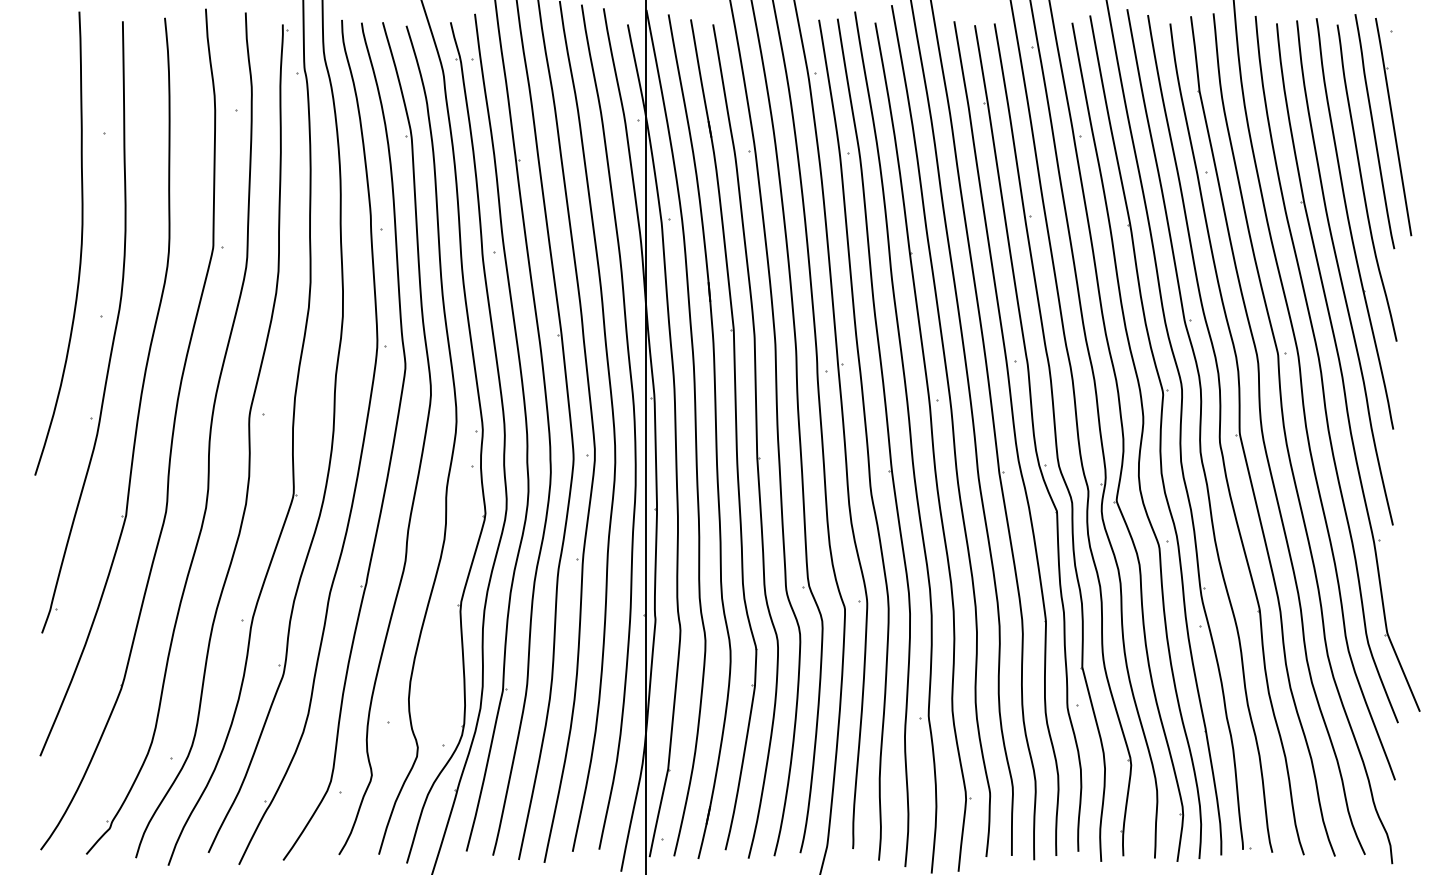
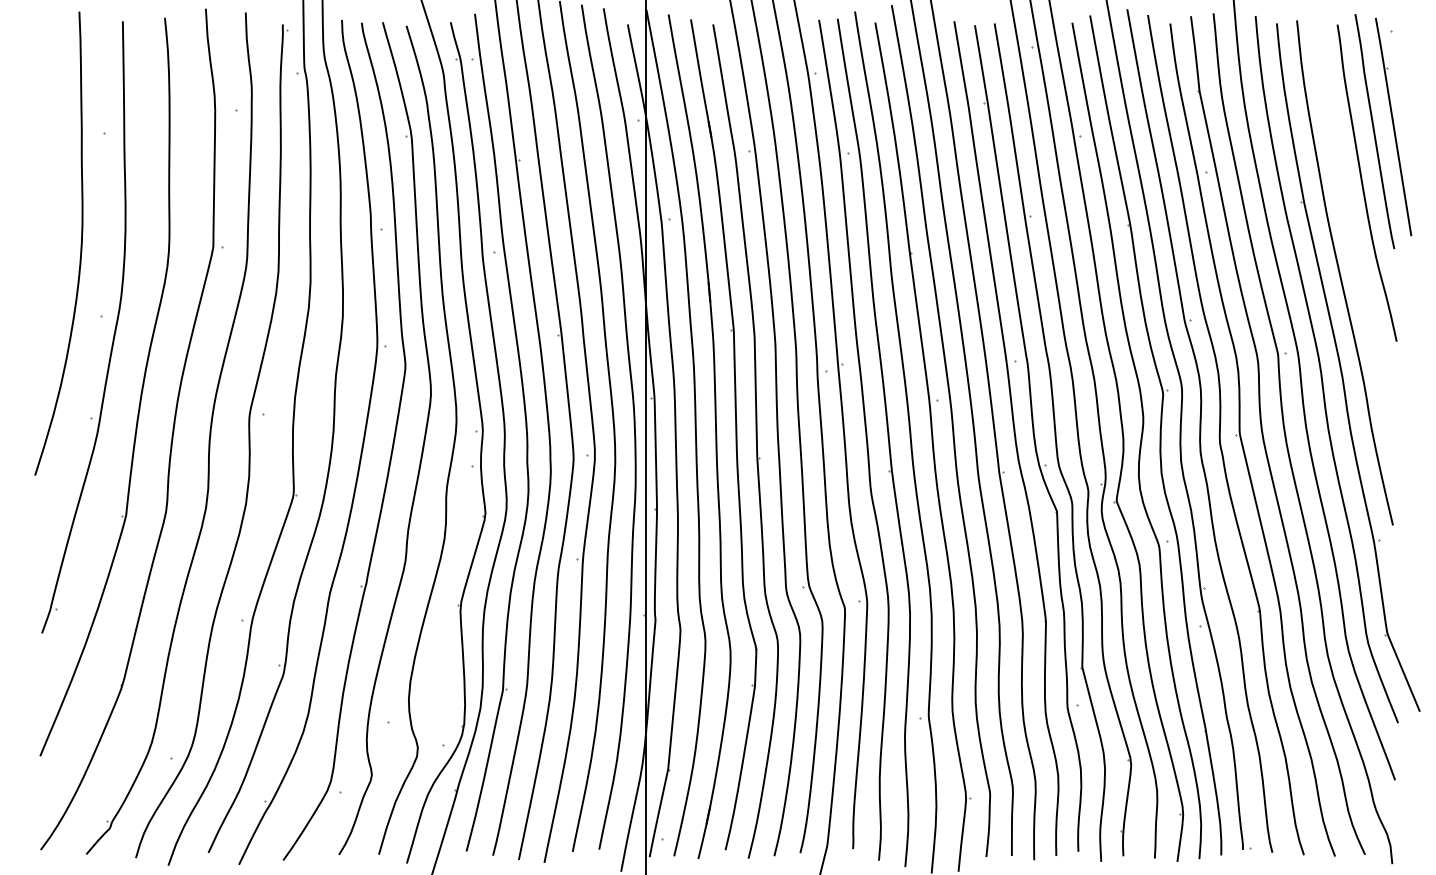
part: present -> none (1354, 223)
